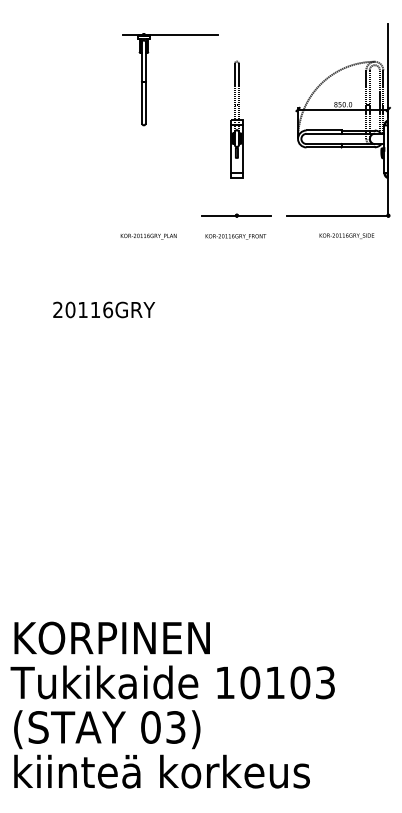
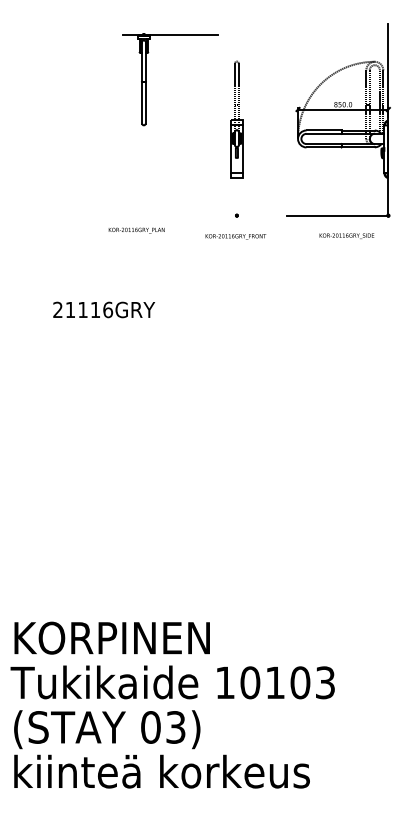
line: present -> none (236, 215)
text position: (148, 236) -> (136, 230) (136, 230)
text: 20116GRY -> 21116GRY (70, 309)
